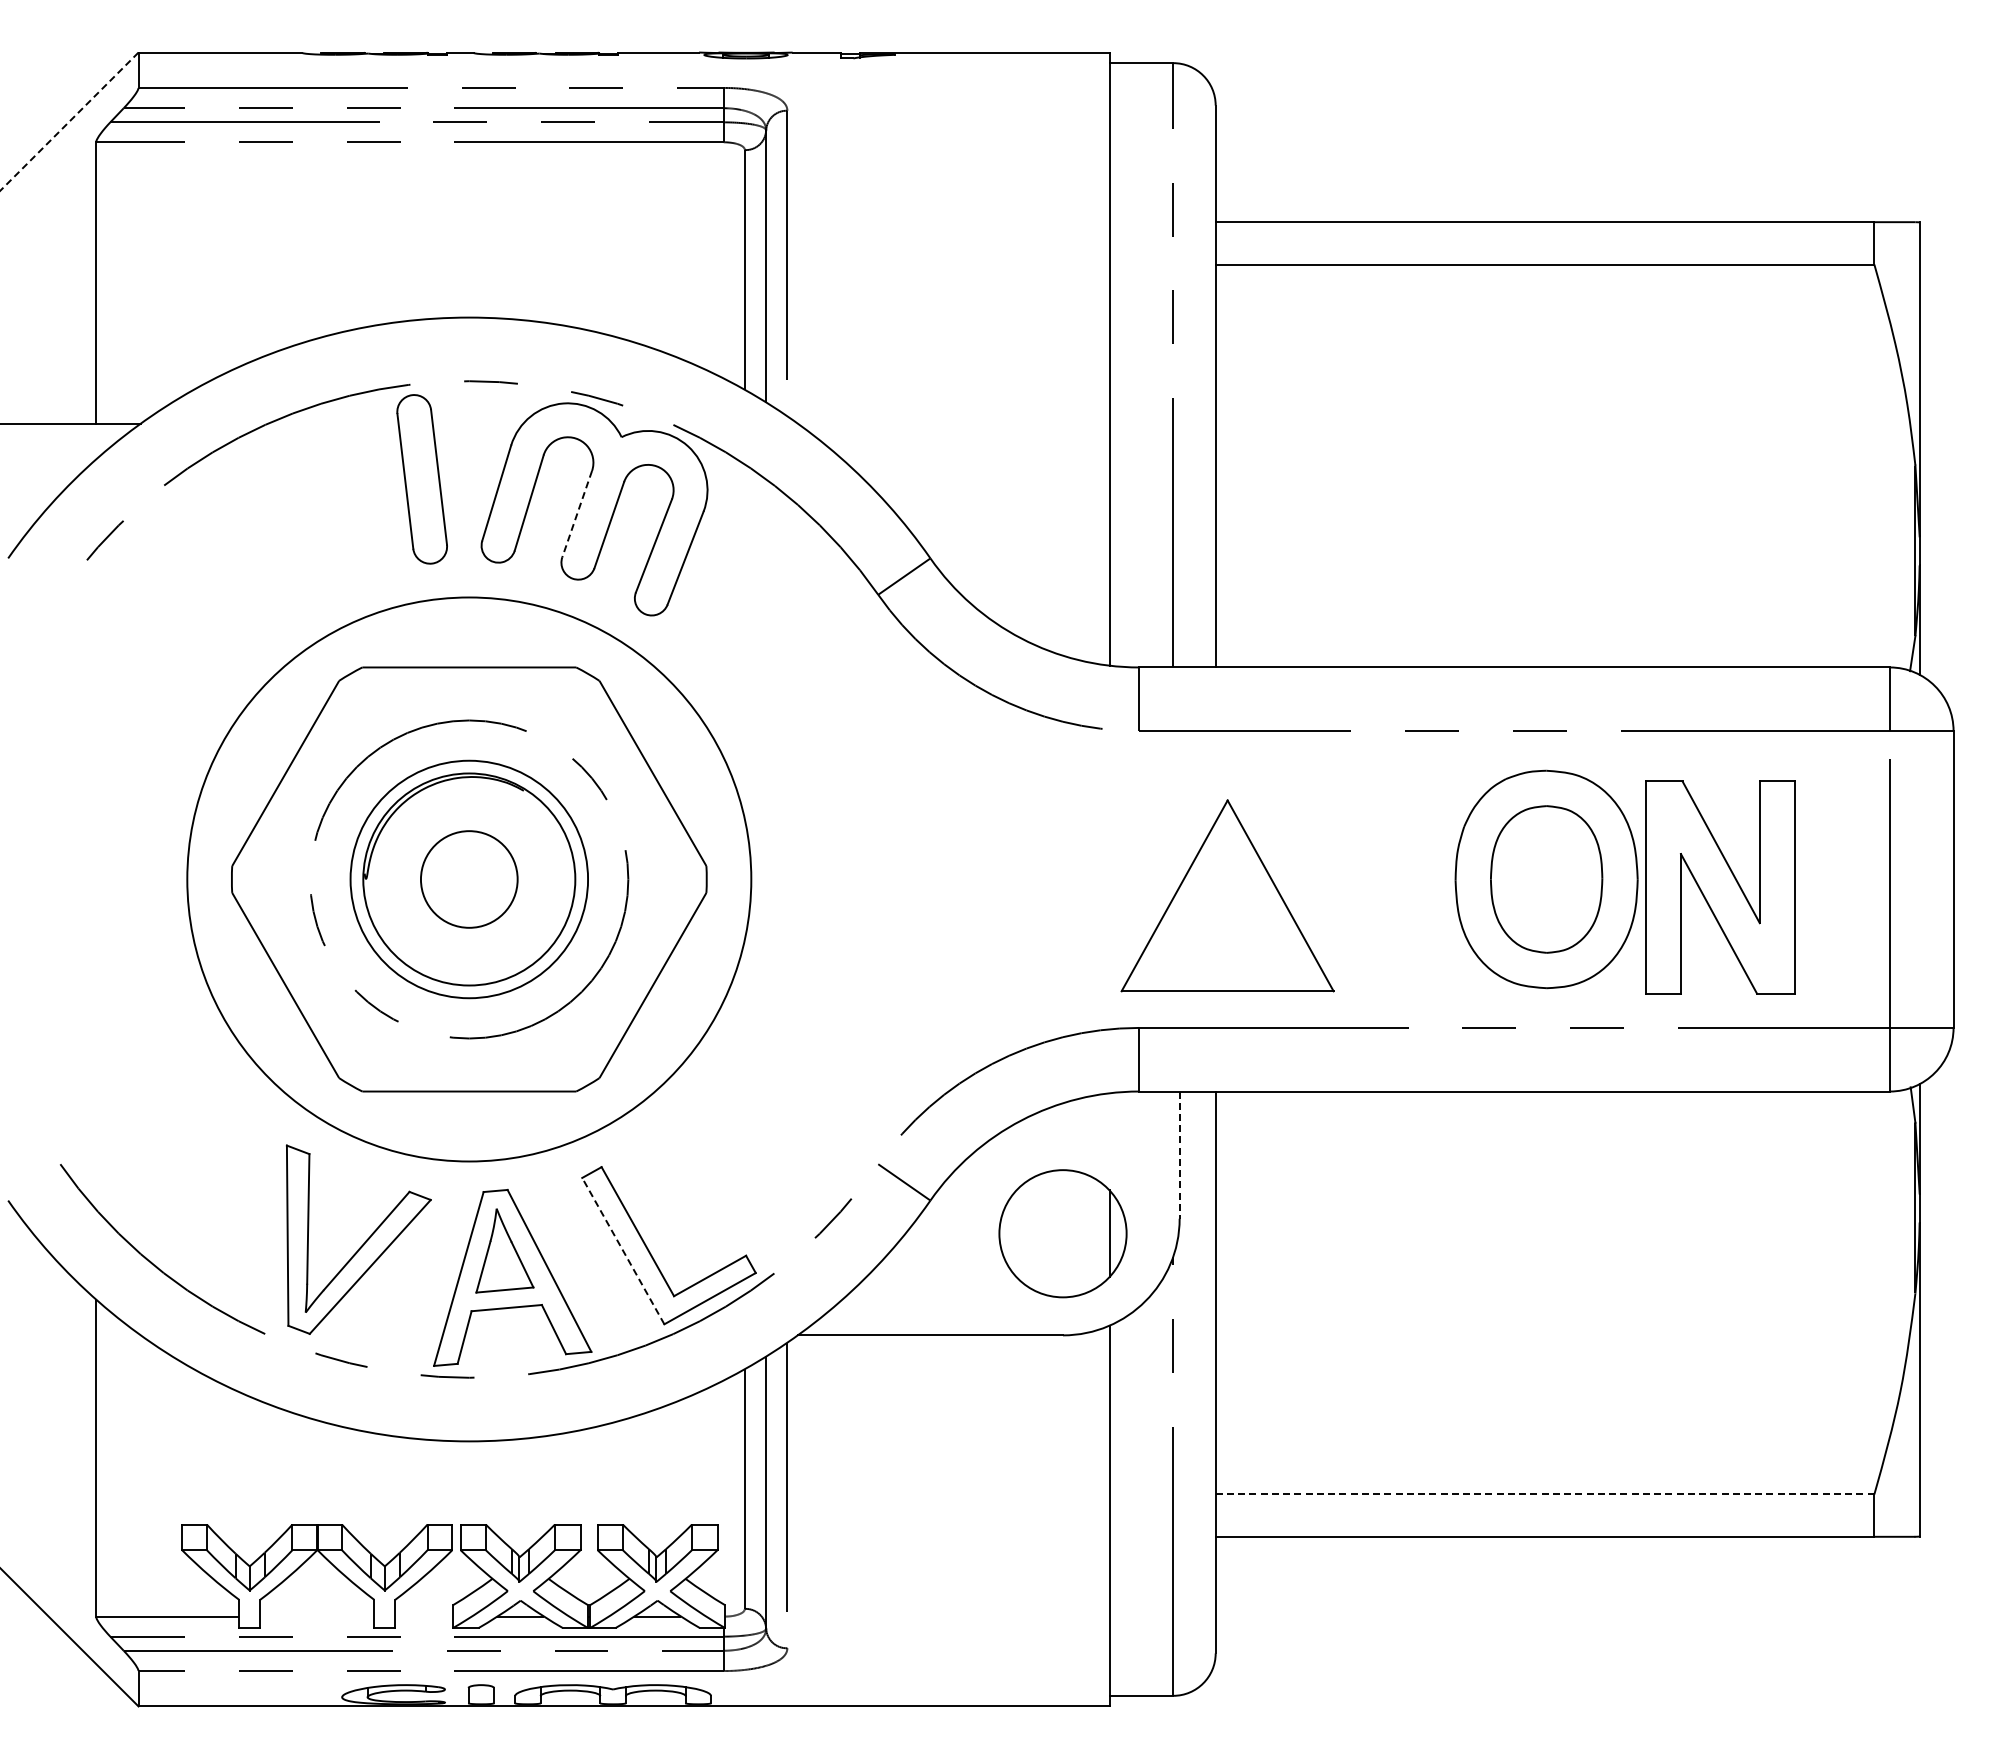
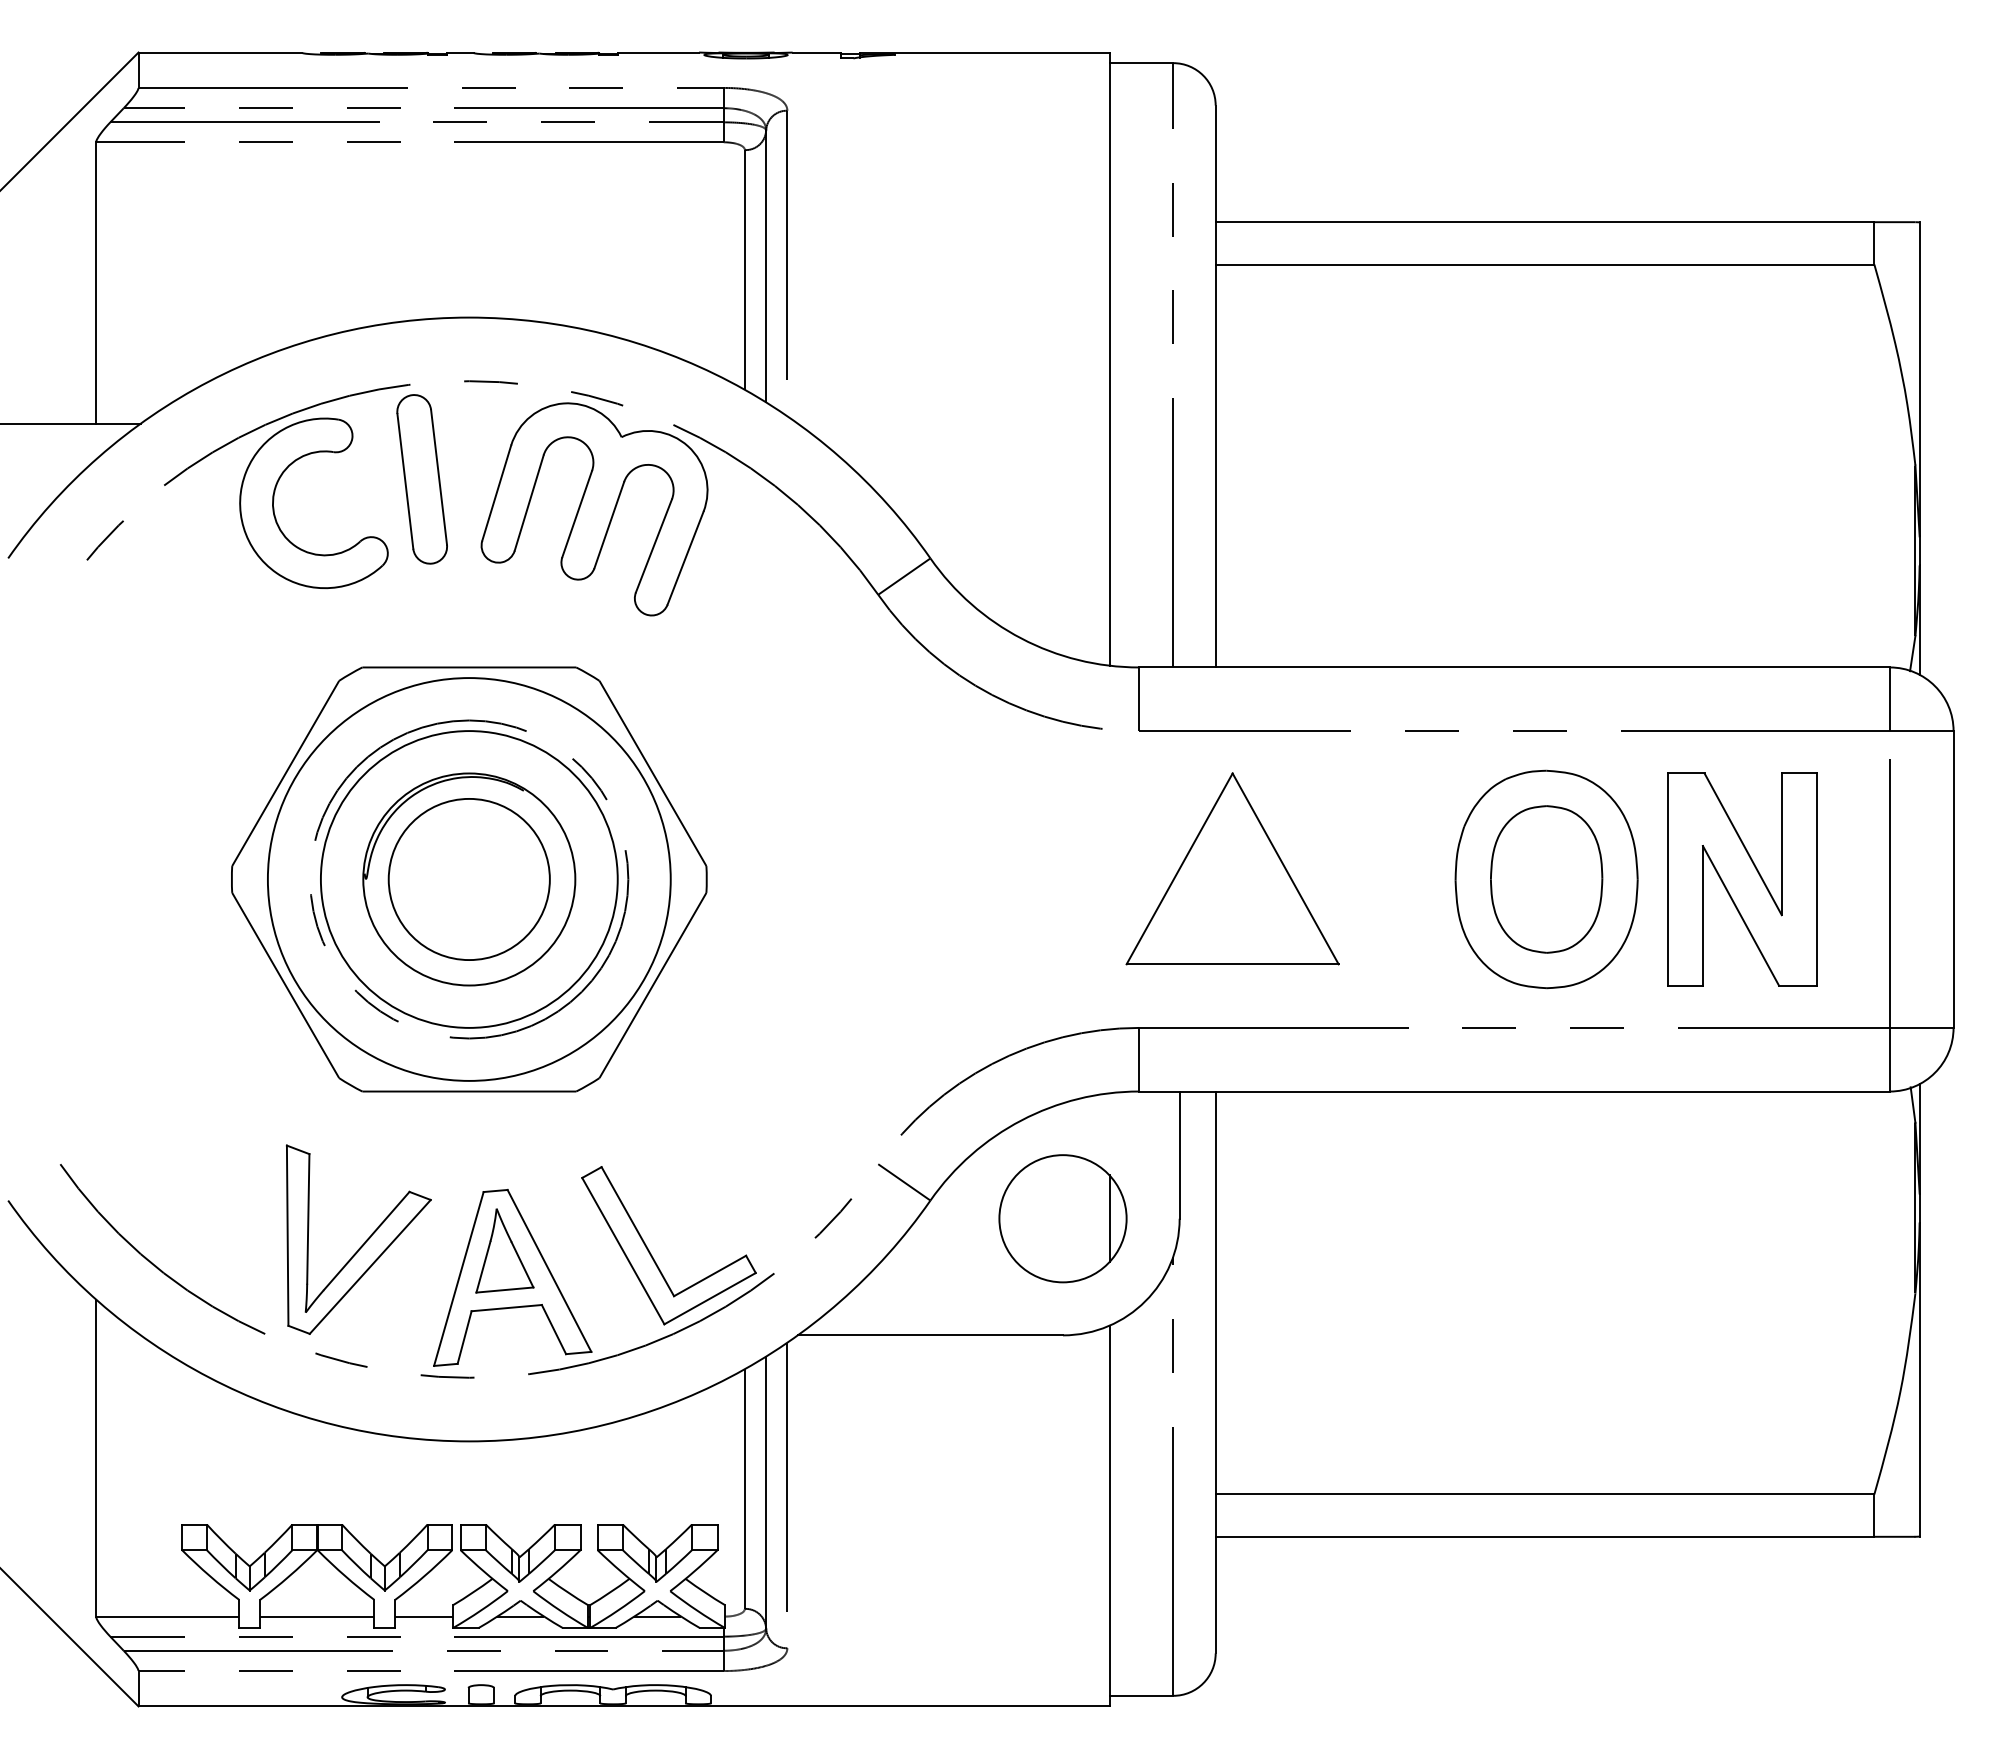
line: dashed -> solid (69, 121)
part: none -> present (274, 500)
line: dashed -> solid (577, 514)
circle diameter: 97 px -> 161 px (468, 879)
circle diameter: 237 px -> 297 px (468, 879)
circle diameter: 564 px -> 403 px (468, 879)
part position: (1720, 887) -> (1742, 879) (1742, 879)
part position: (1227, 895) -> (1232, 868) (1232, 868)
line: dashed -> solid (1179, 1155)
part position: (1062, 1233) -> (1062, 1218) (1062, 1218)
line: dashed -> solid (623, 1251)
line: dashed -> solid (1545, 1494)
line: none -> present (317, 1616)
line: none -> present (424, 1616)
